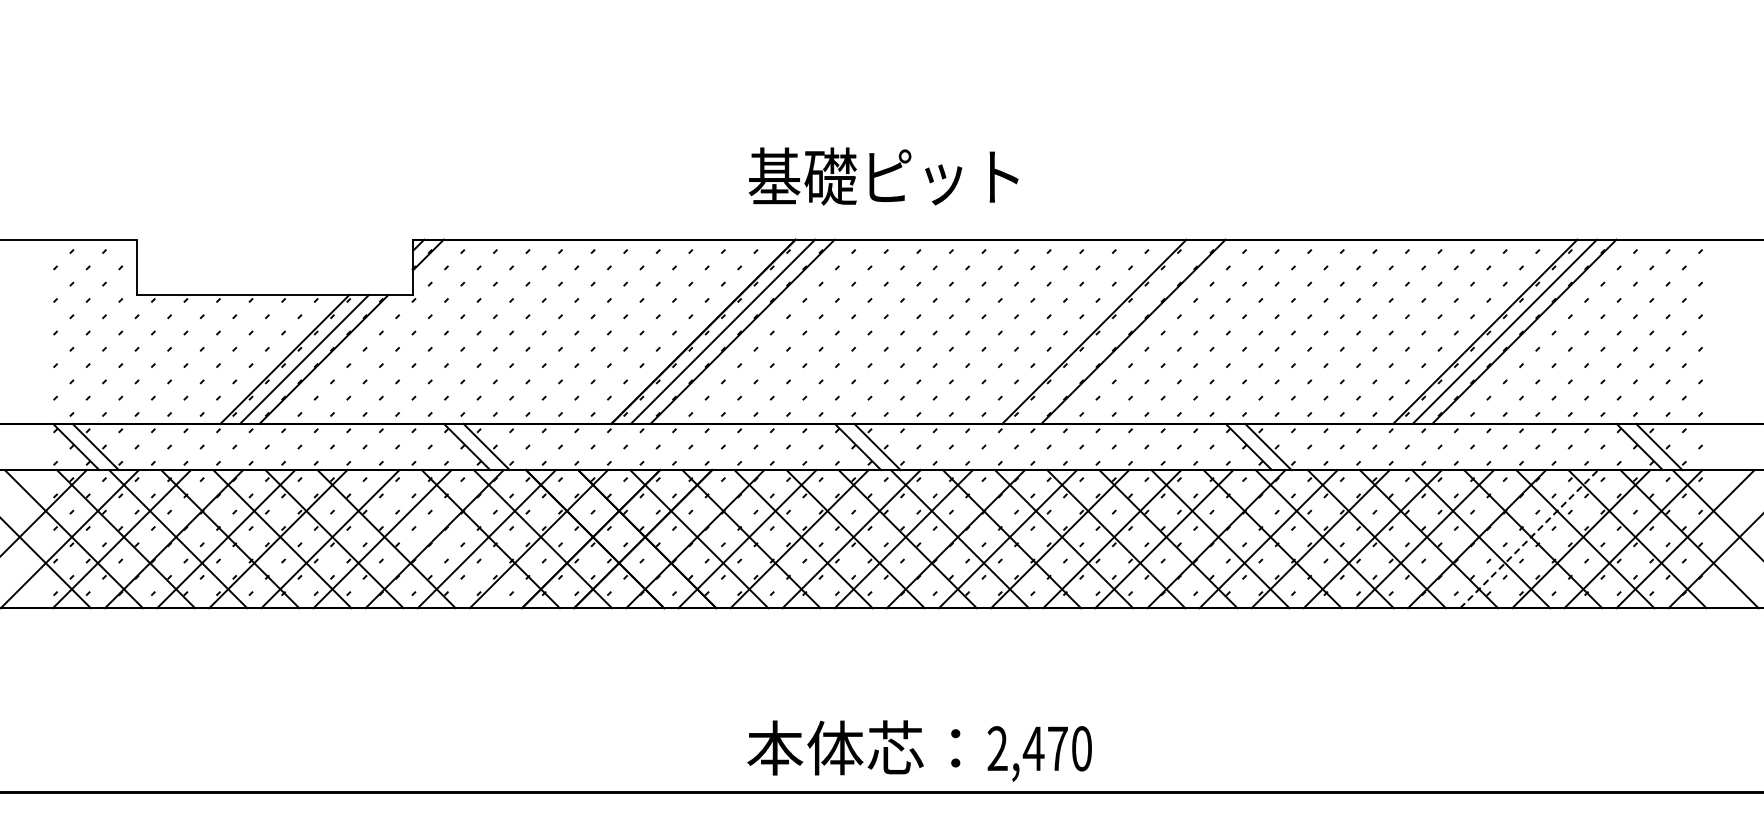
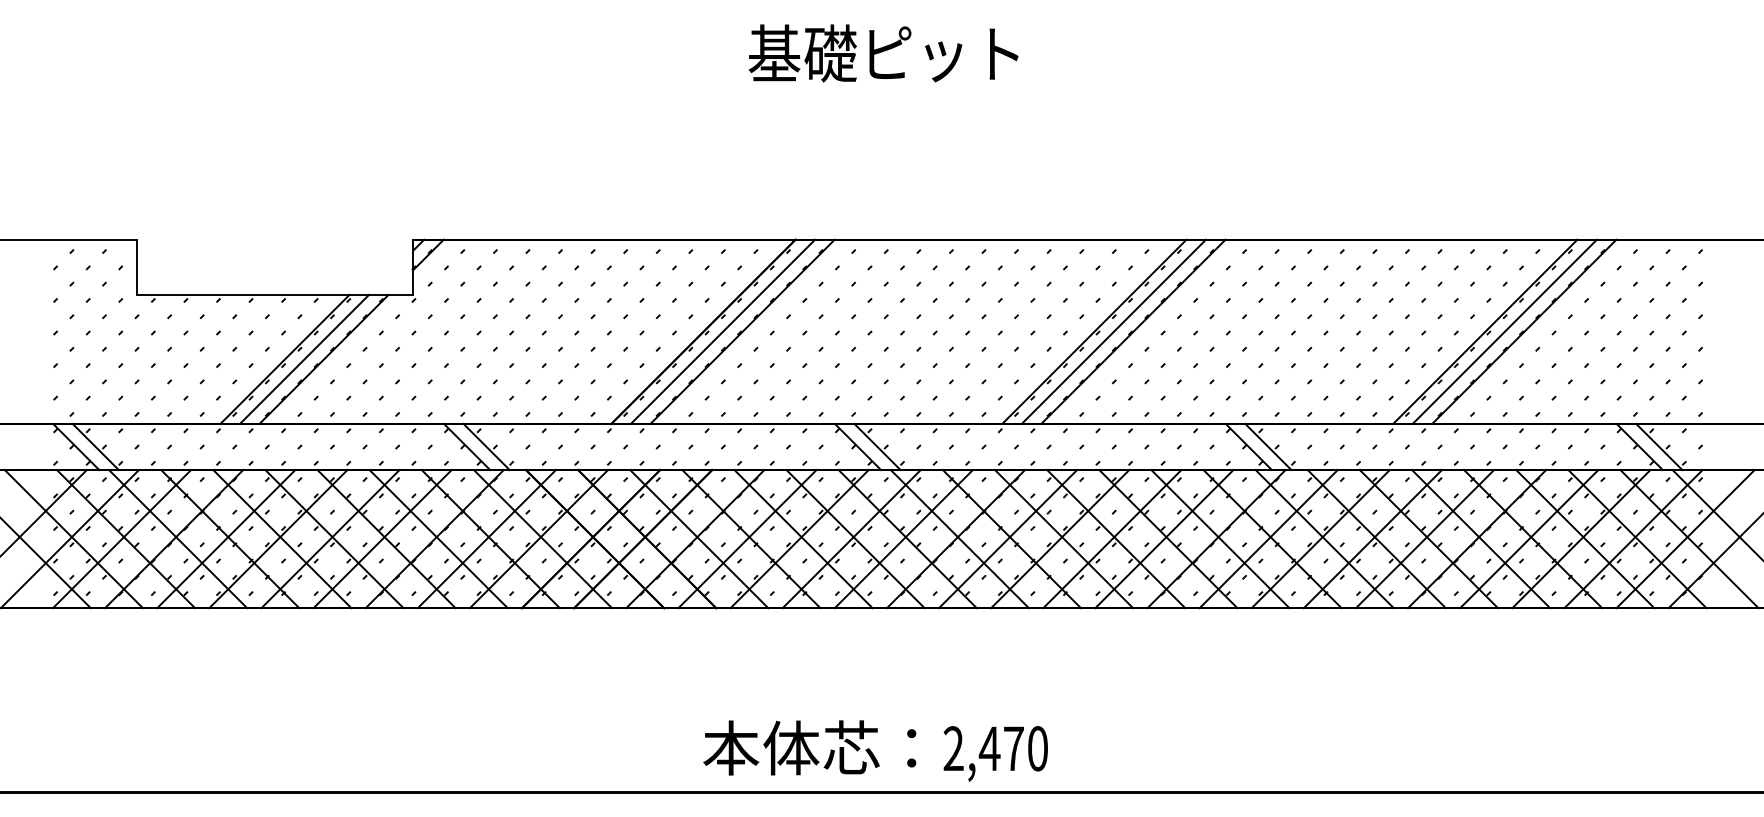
text position: (883, 176) -> (883, 53) (883, 53)
line: none -> present (1113, 331)
line: none -> present (438, 539)
line: dashed -> solid (1529, 539)
text position: (919, 750) -> (875, 750) (875, 750)
